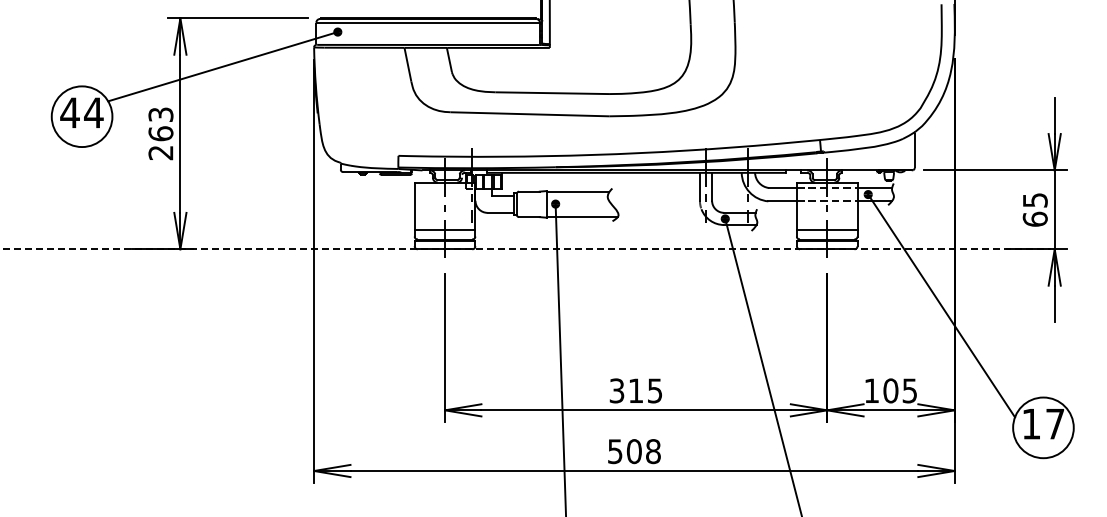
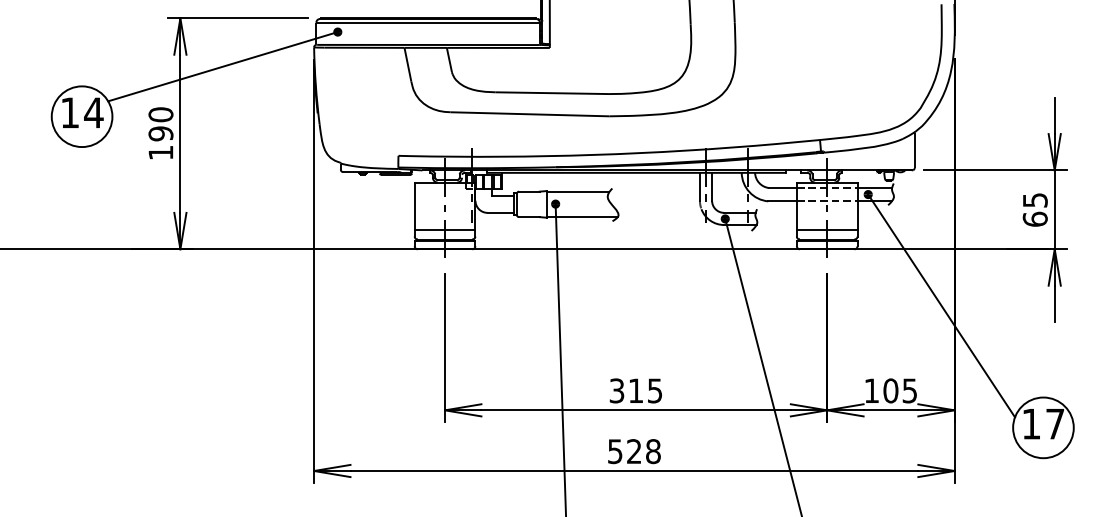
text: 44 -> 14 (69, 112)
text: 263 -> 190 (160, 133)
line: dashed -> solid (525, 249)
text: 508 -> 528 (633, 451)
